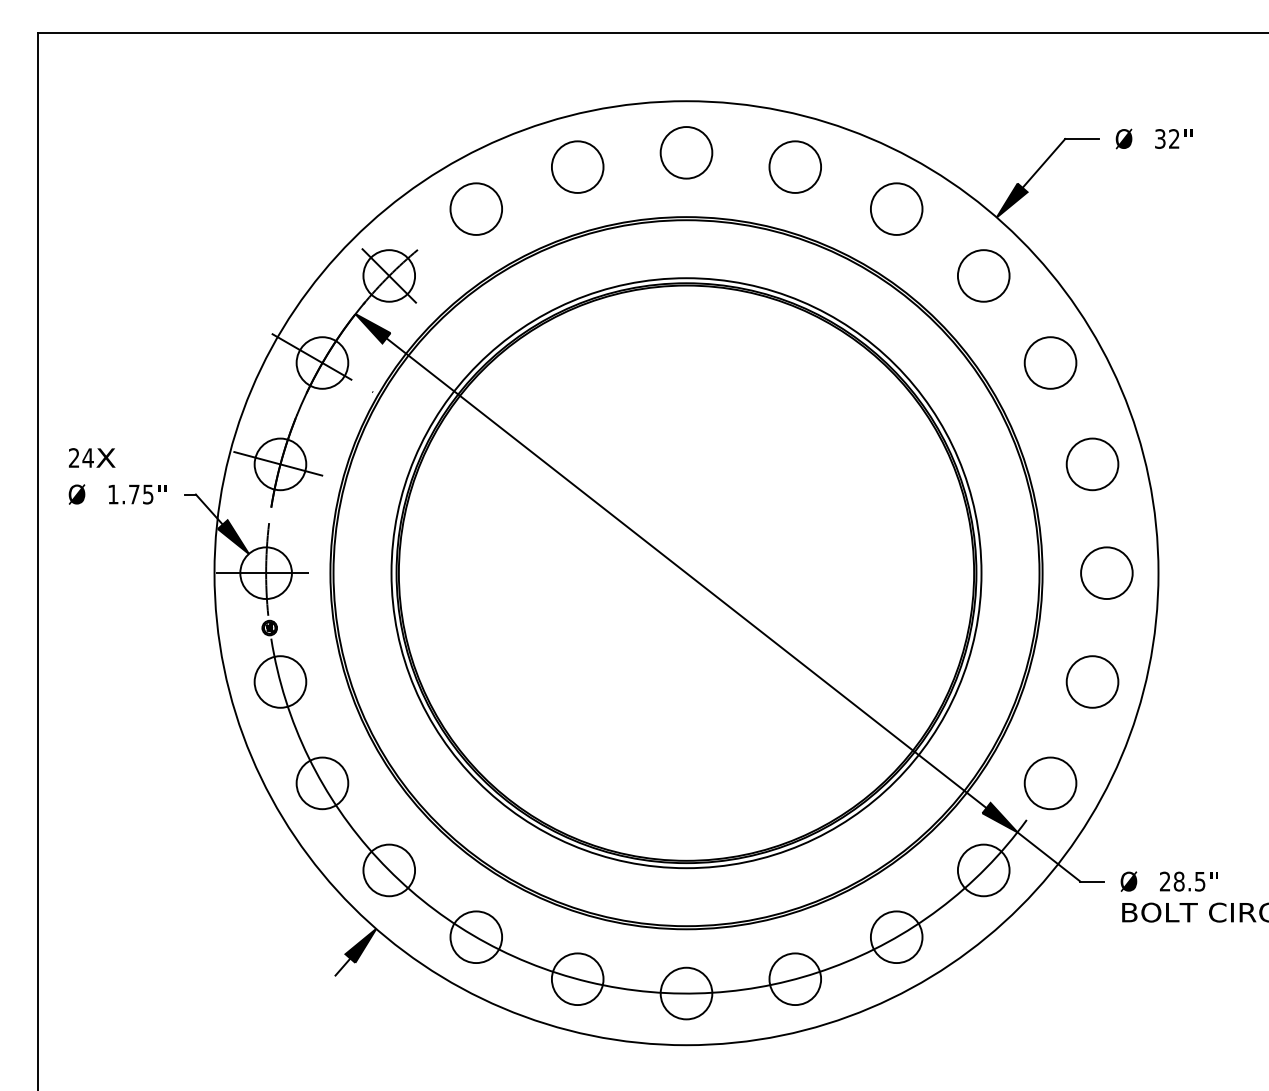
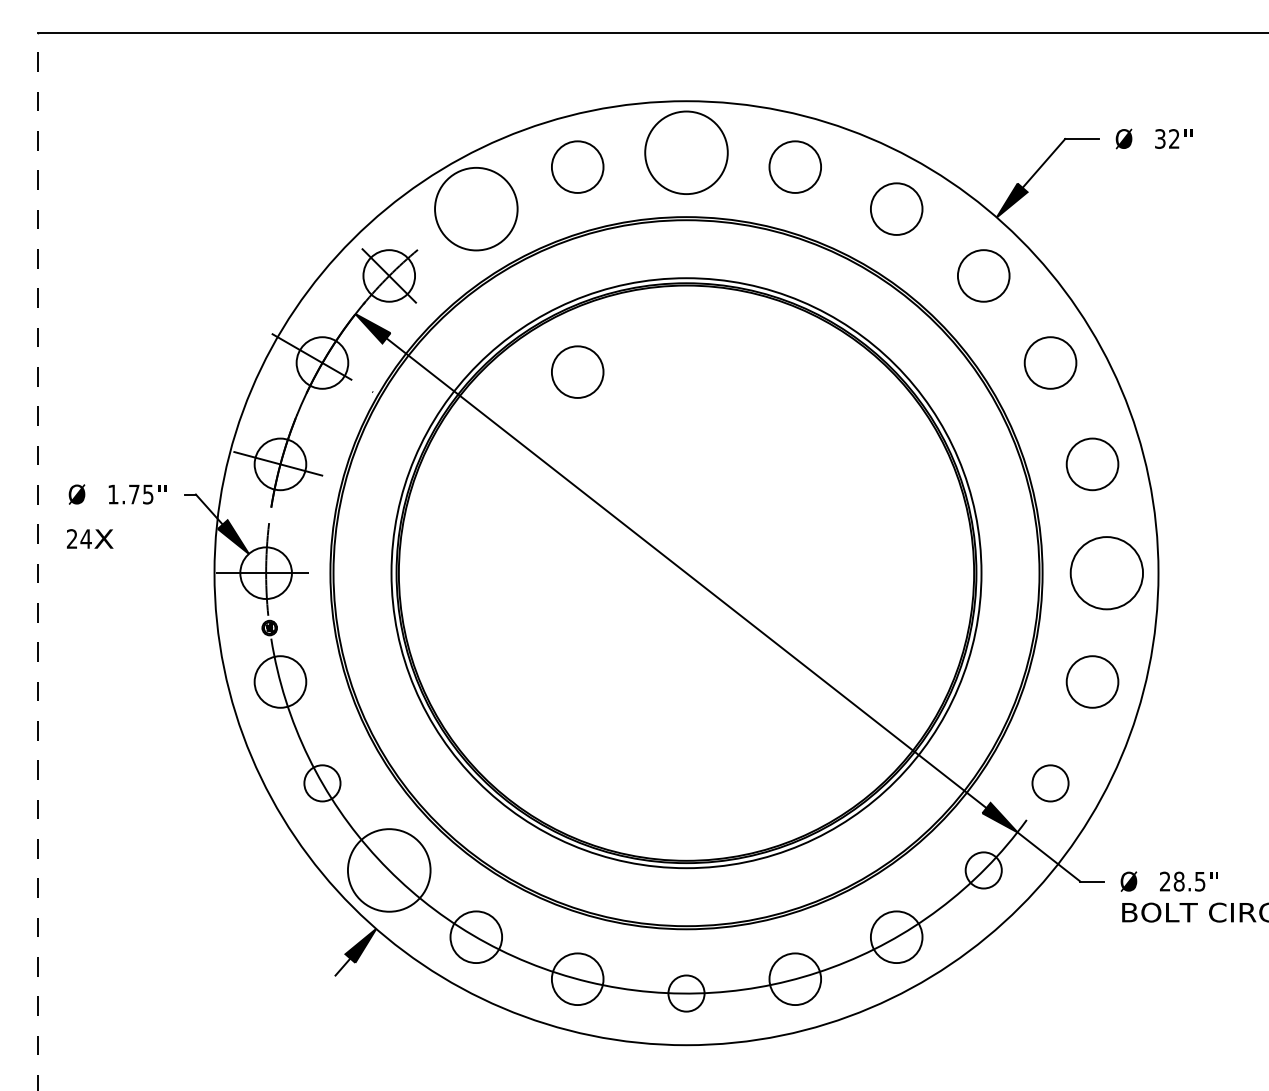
circle diameter: 52 px -> 83 px (686, 152)
circle diameter: 52 px -> 83 px (476, 208)
circle: none -> present (577, 371)
text position: (92, 457) -> (90, 538) (90, 538)
line: solid -> dashed (38, 561)
circle diameter: 52 px -> 72 px (1106, 573)
circle diameter: 52 px -> 36 px (322, 783)
circle size: 55x55 px -> 39x39 px (1050, 783)
circle diameter: 52 px -> 83 px (388, 870)
circle diameter: 52 px -> 36 px (983, 870)
circle diameter: 52 px -> 36 px (686, 993)
